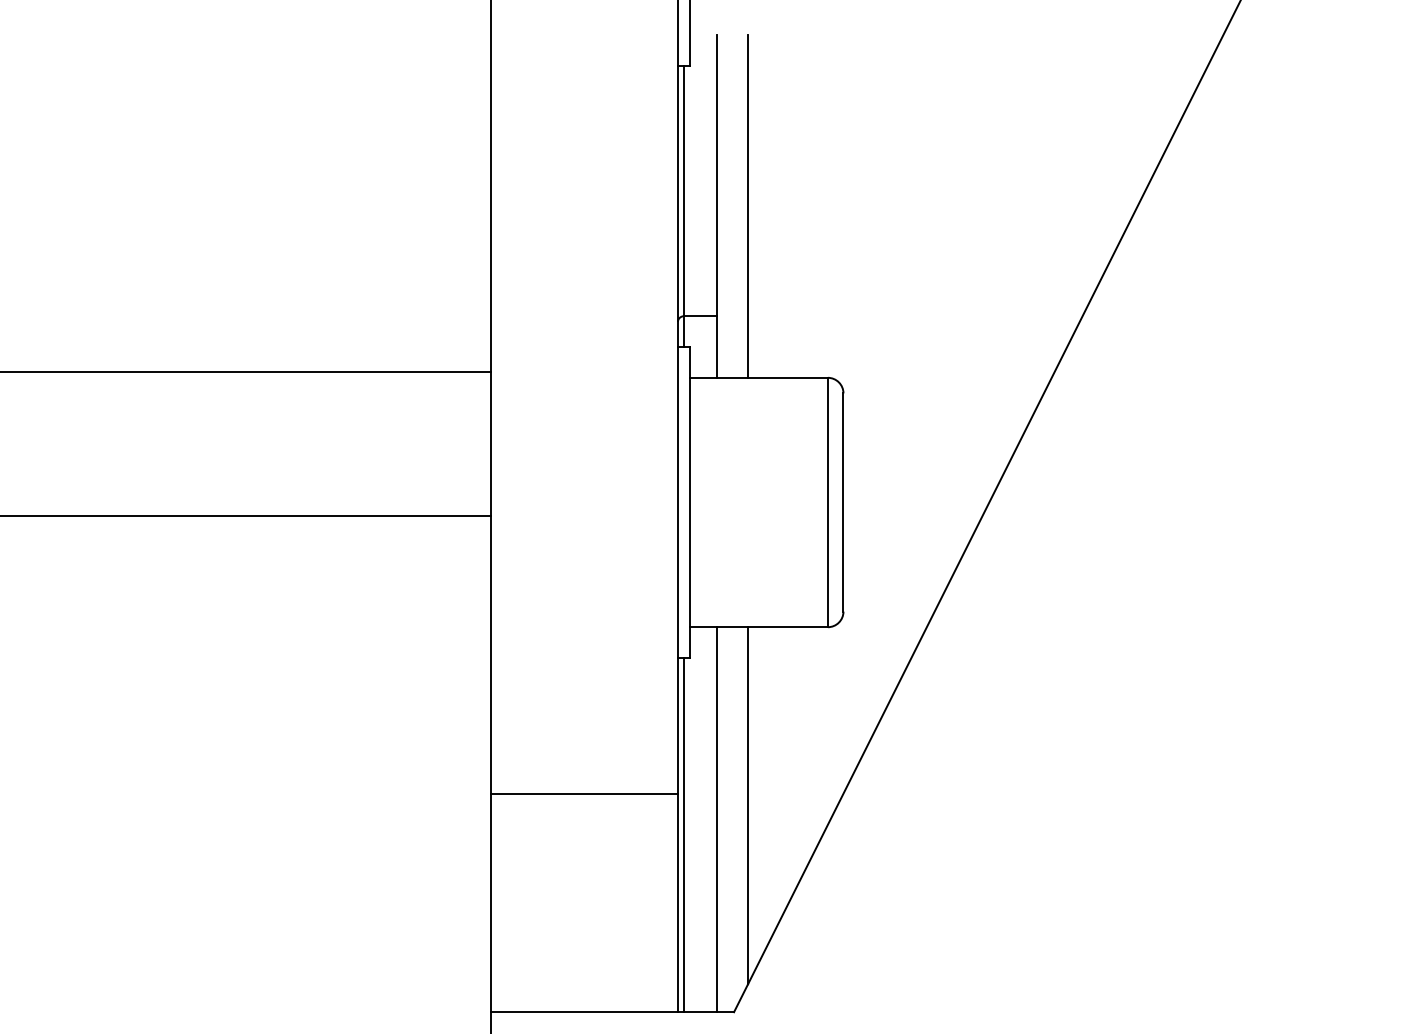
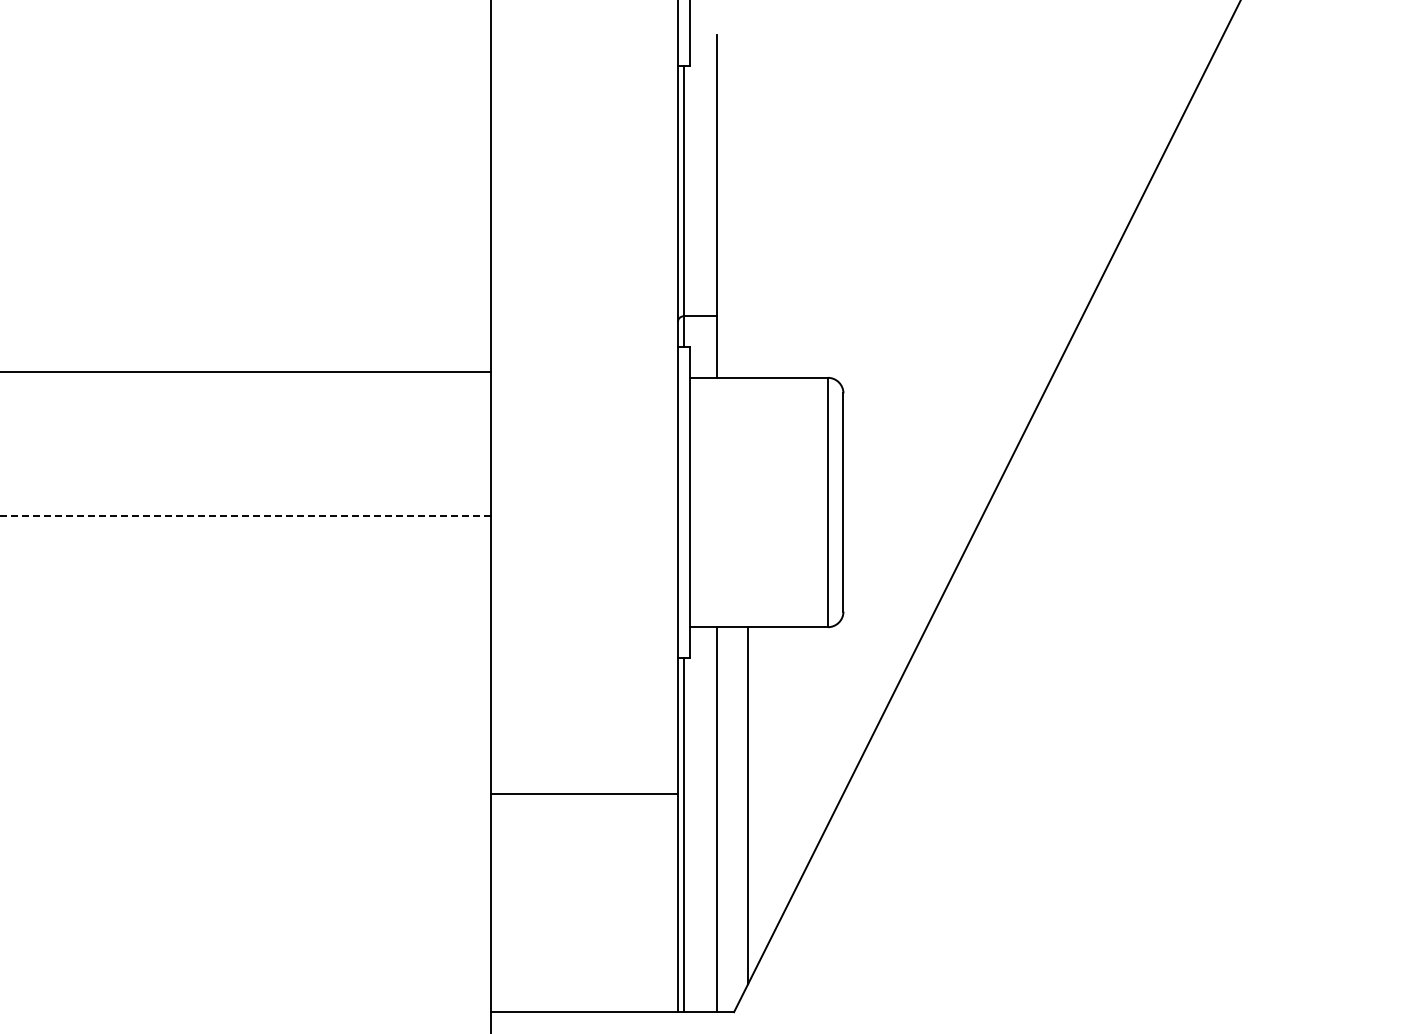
line: present -> none (748, 205)
line: solid -> dashed (245, 516)
